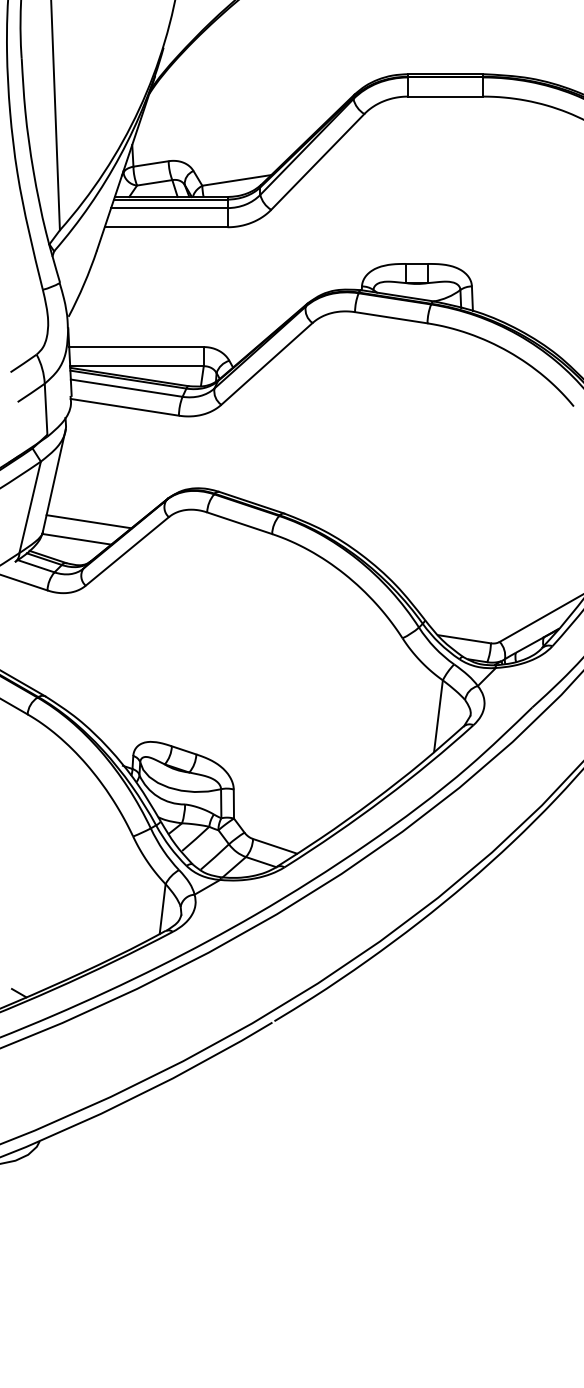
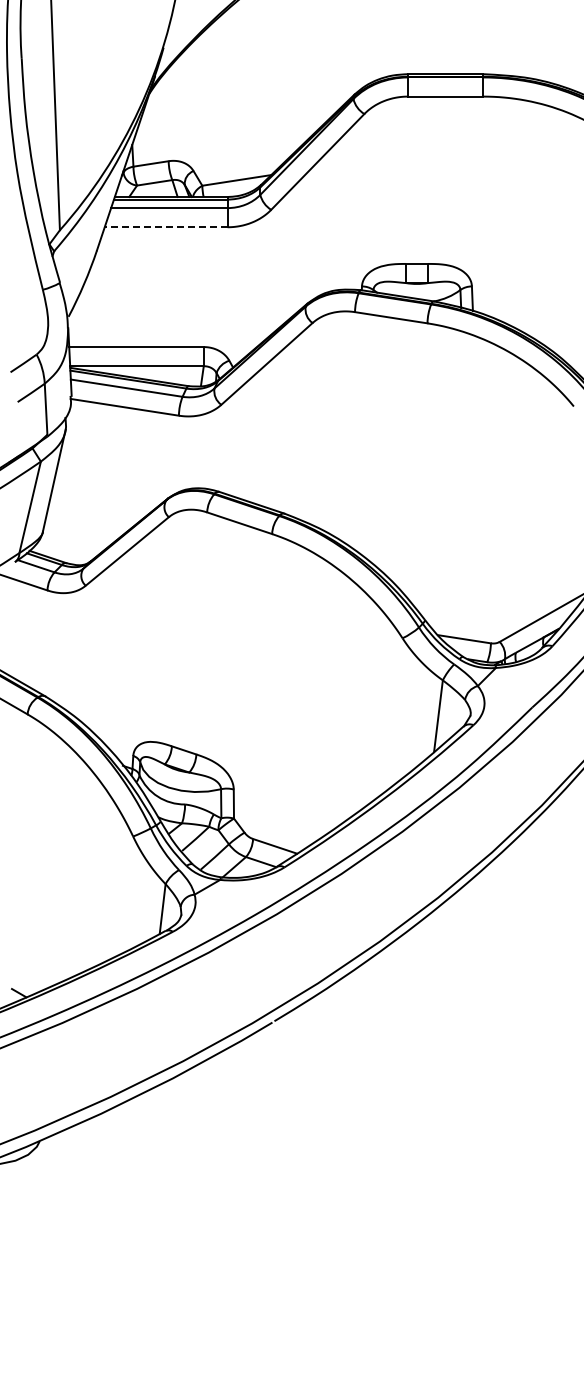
line: solid -> dashed (165, 227)
line: present -> none (88, 521)
line: present -> none (76, 538)
